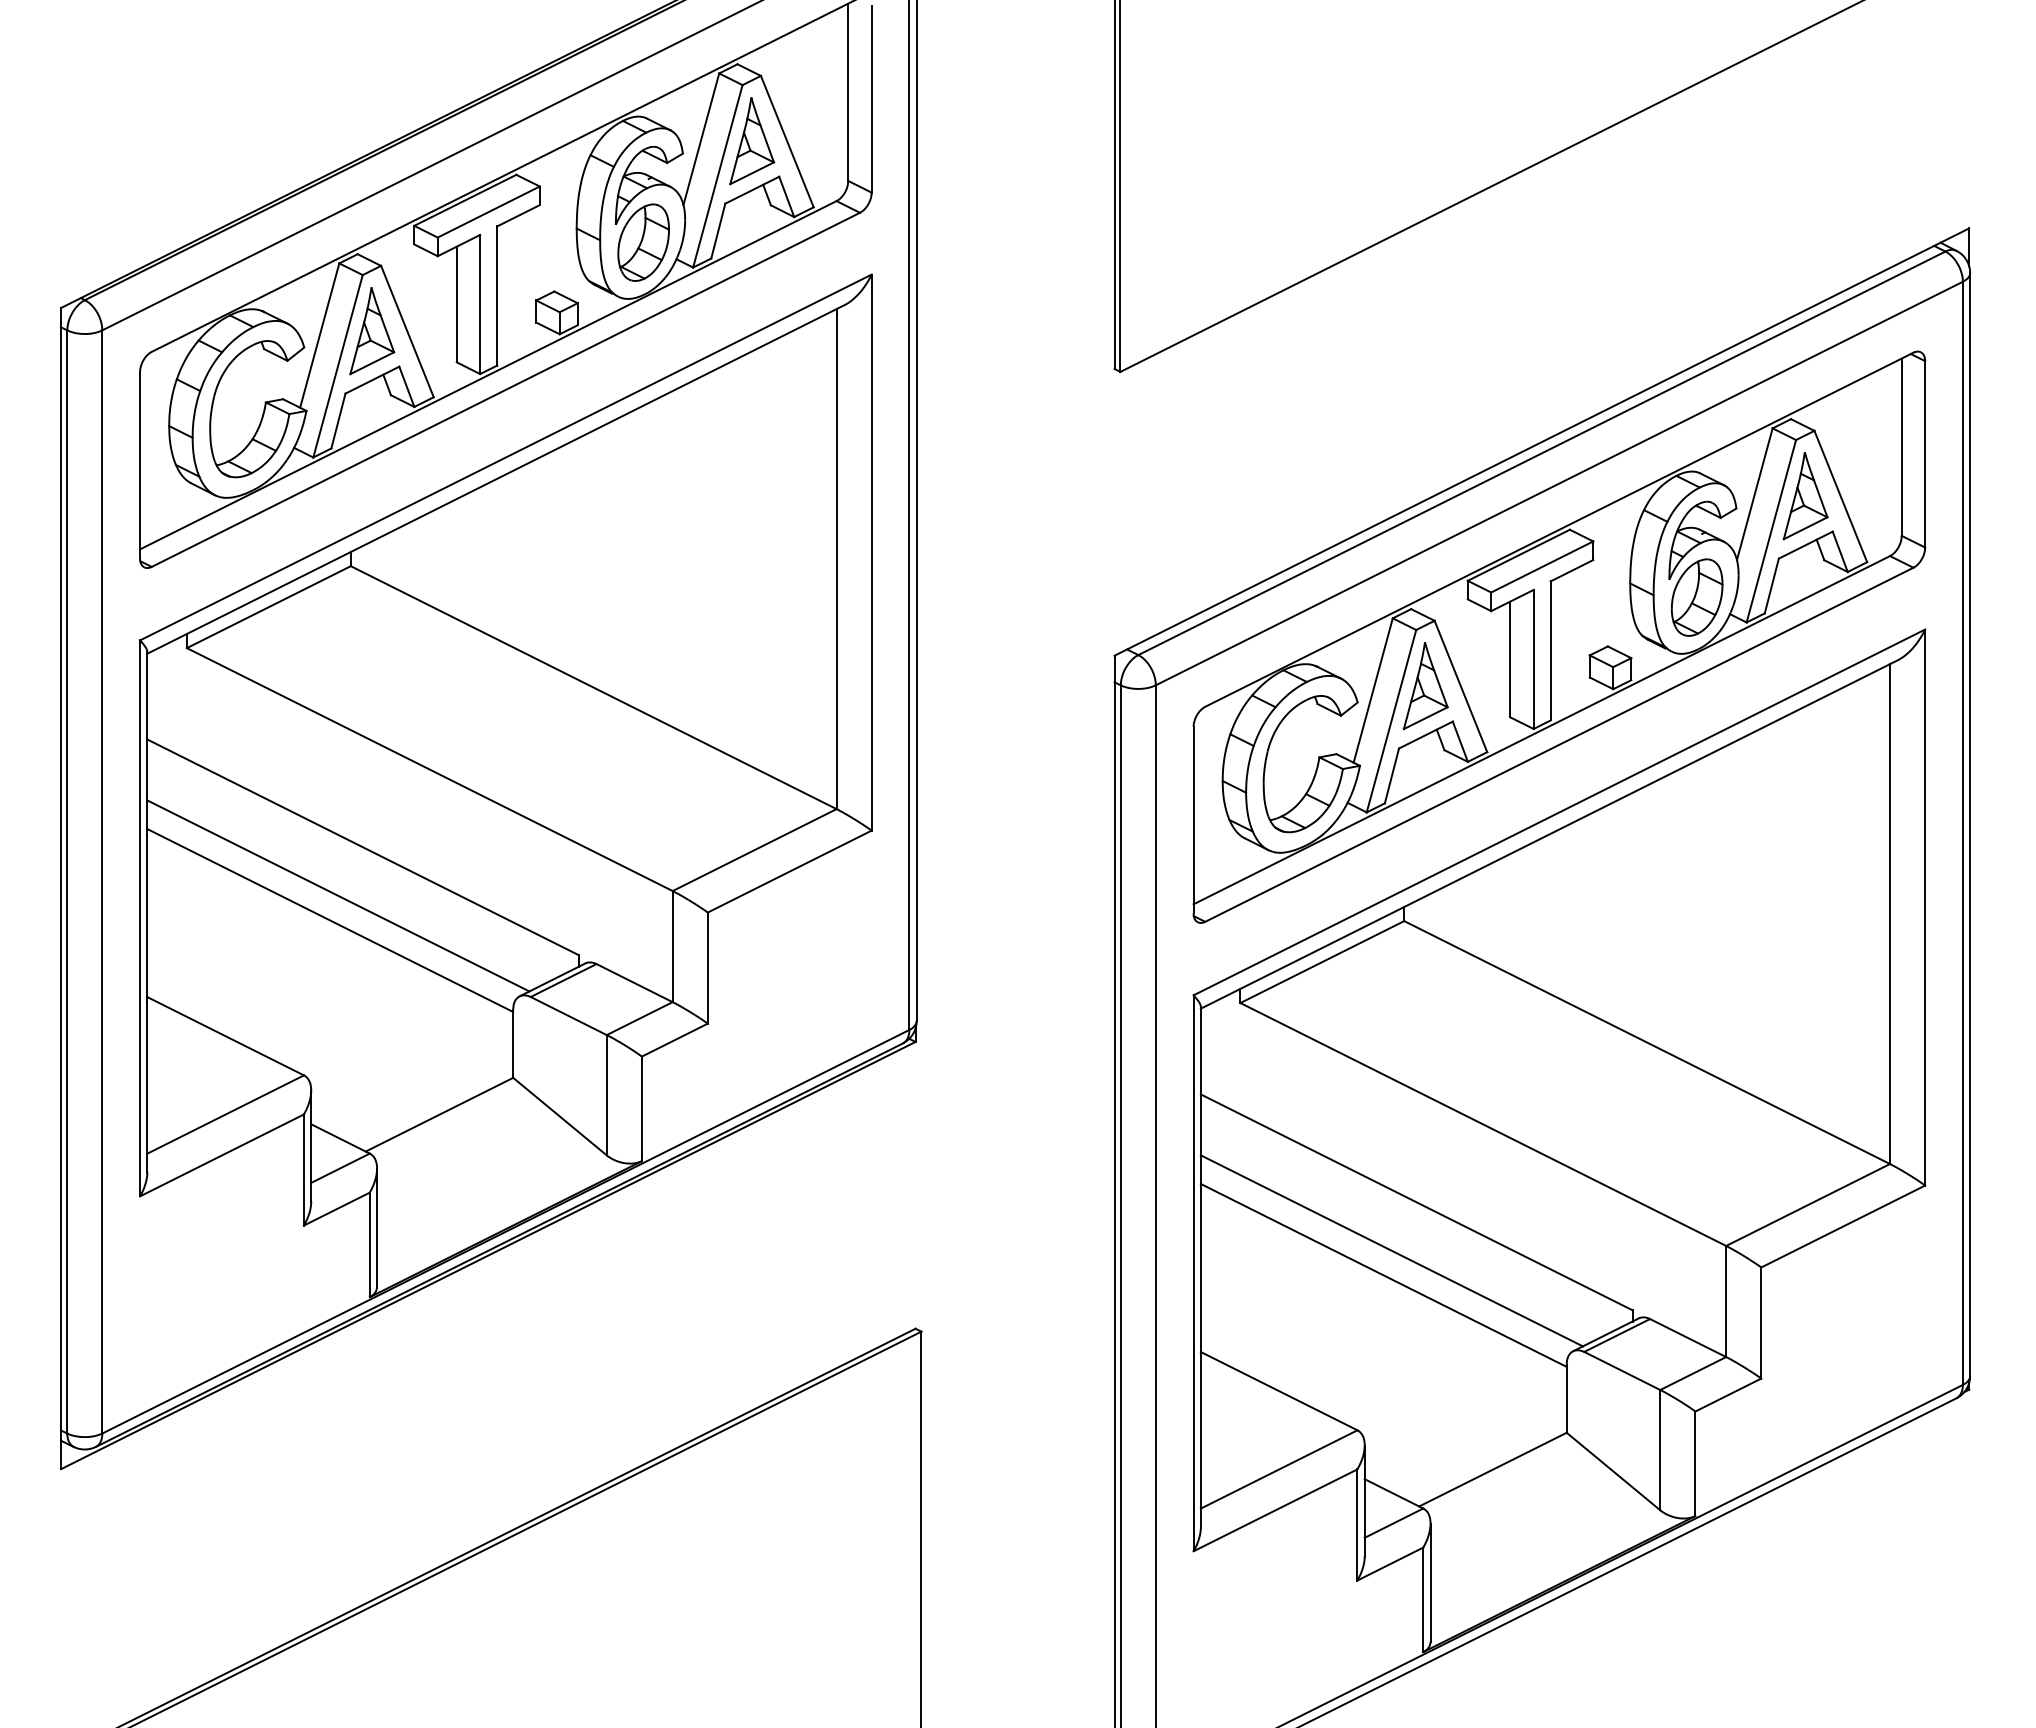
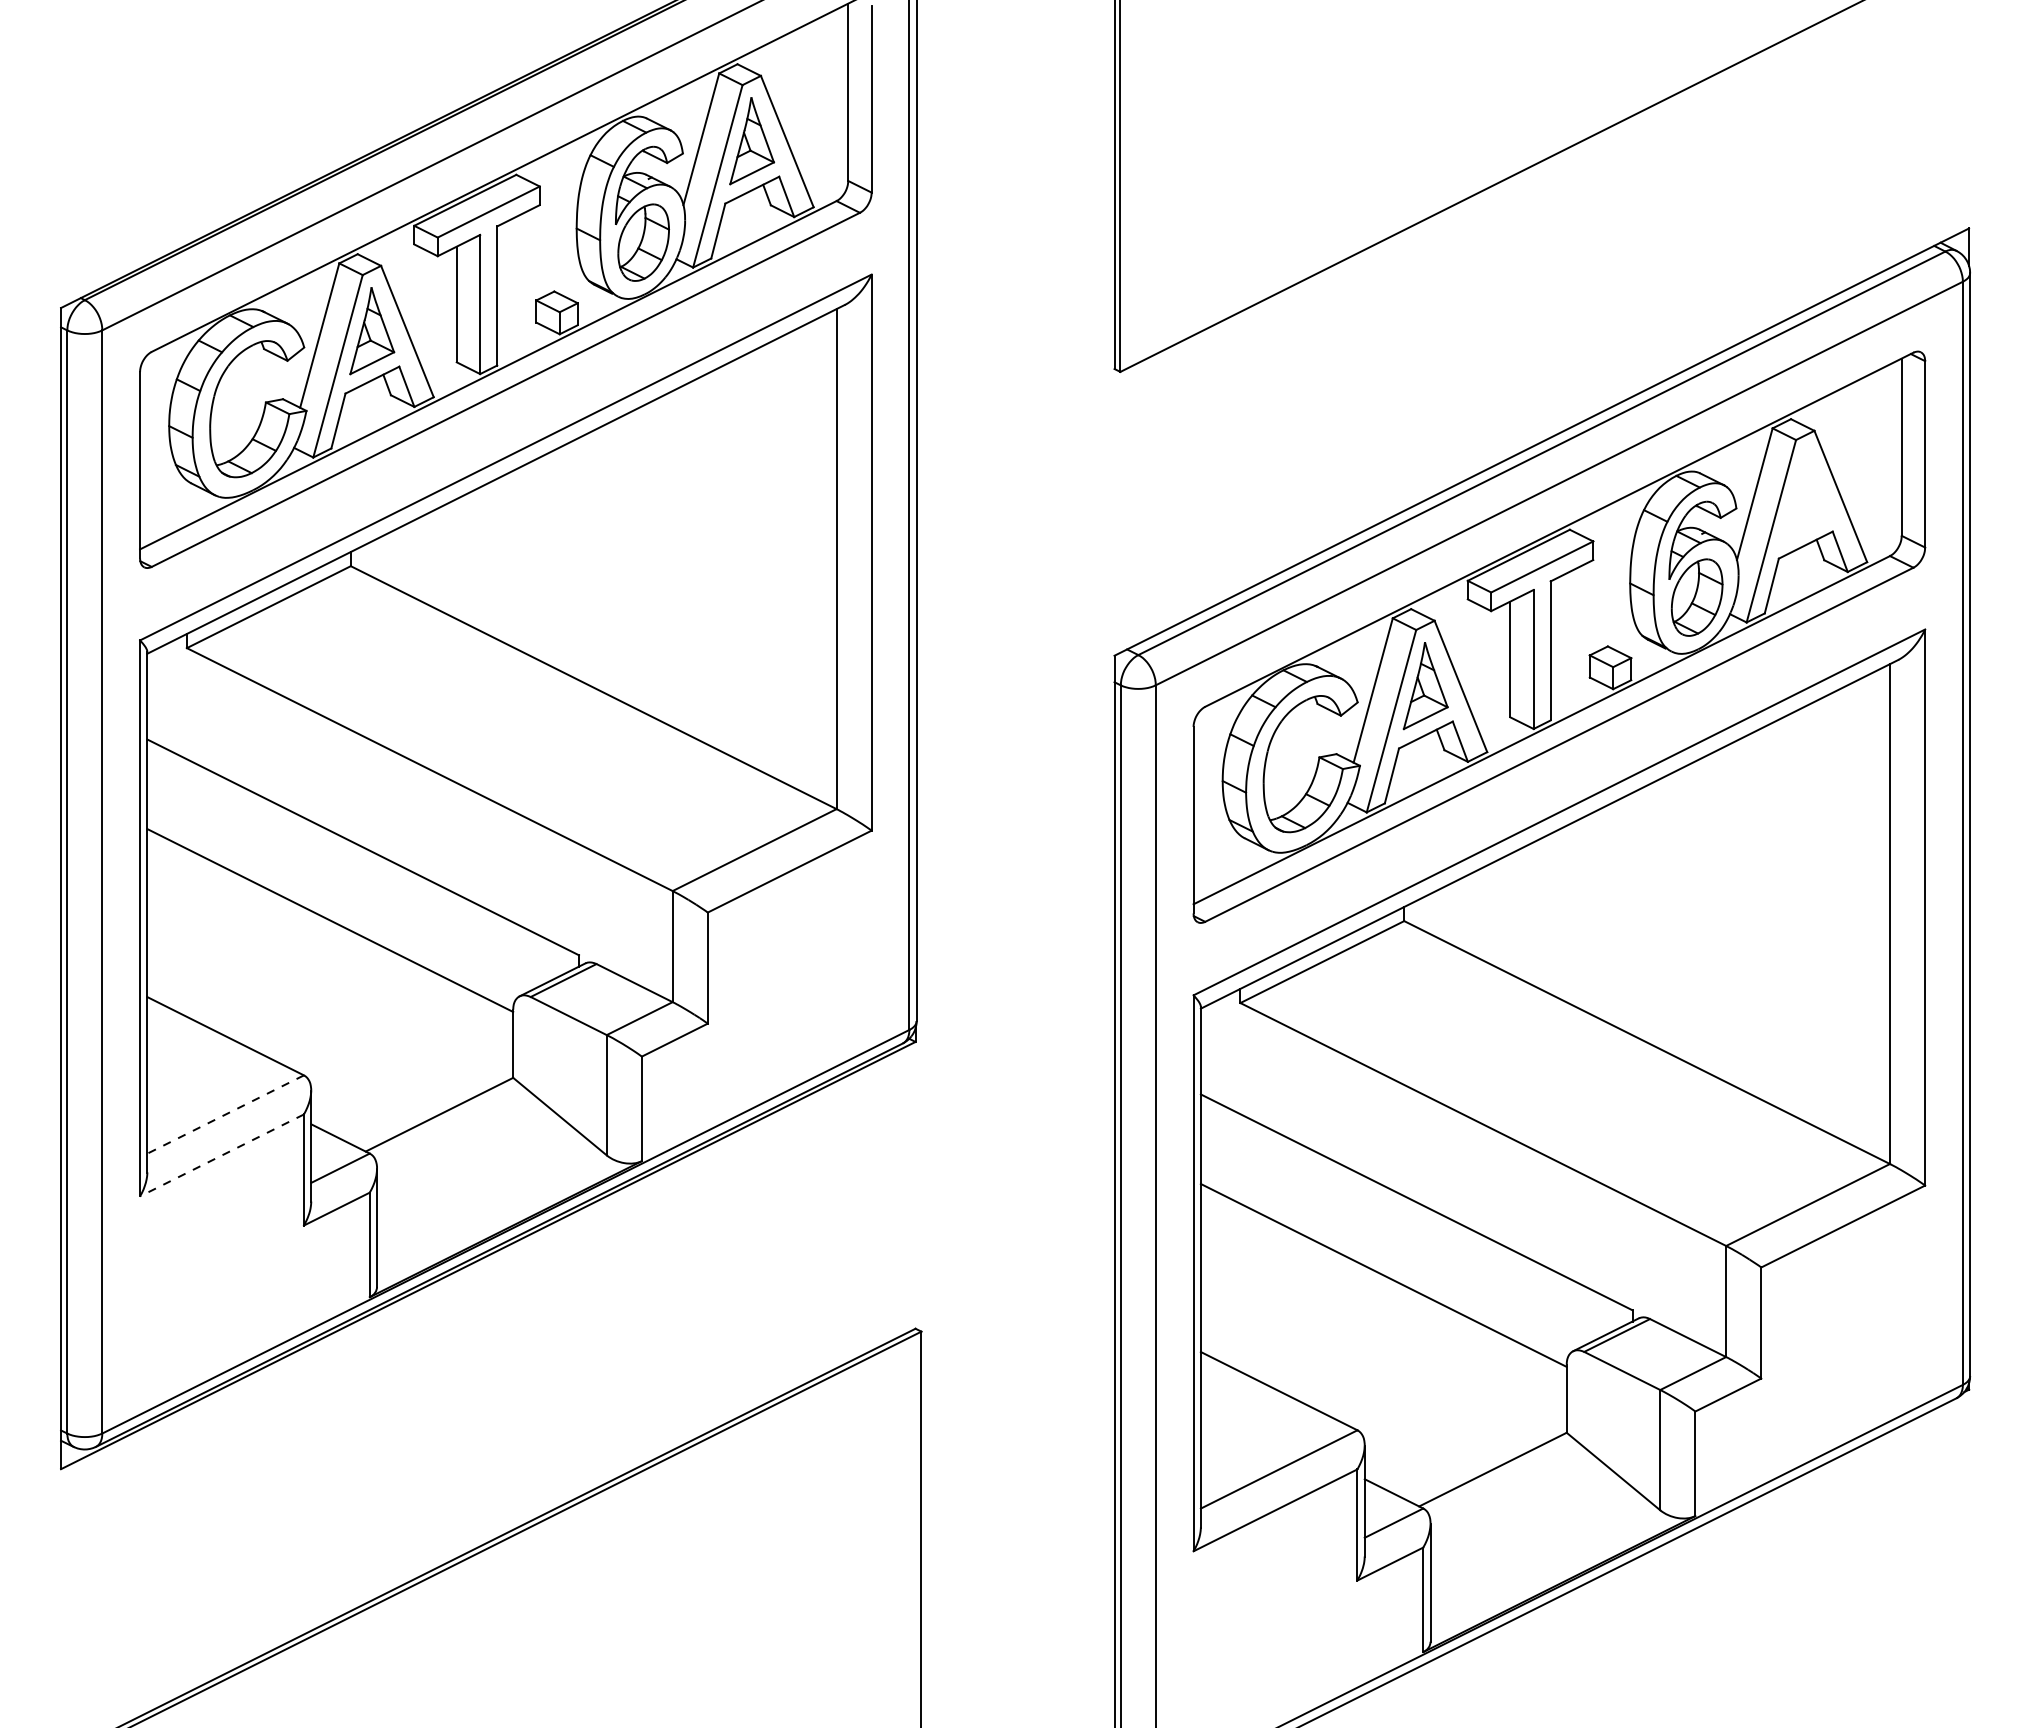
part: present -> none (1805, 496)
line: present -> none (338, 895)
line: solid -> dashed (225, 1114)
line: solid -> dashed (222, 1155)
line: present -> none (1391, 1250)
